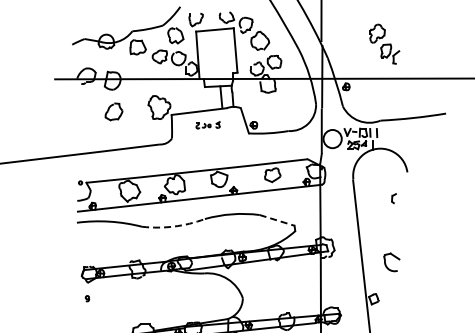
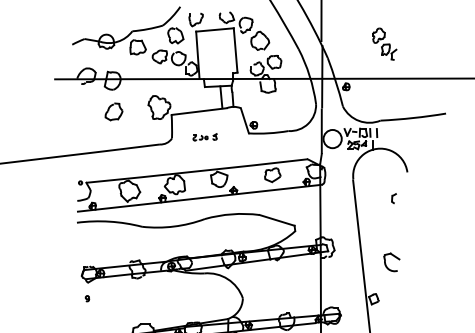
part size: 32x42 px -> 26x34 px (384, 43)
part position: (207, 125) -> (204, 137) (204, 137)
line: dashed -> solid (277, 220)
arc: dashed -> solid (173, 226)
